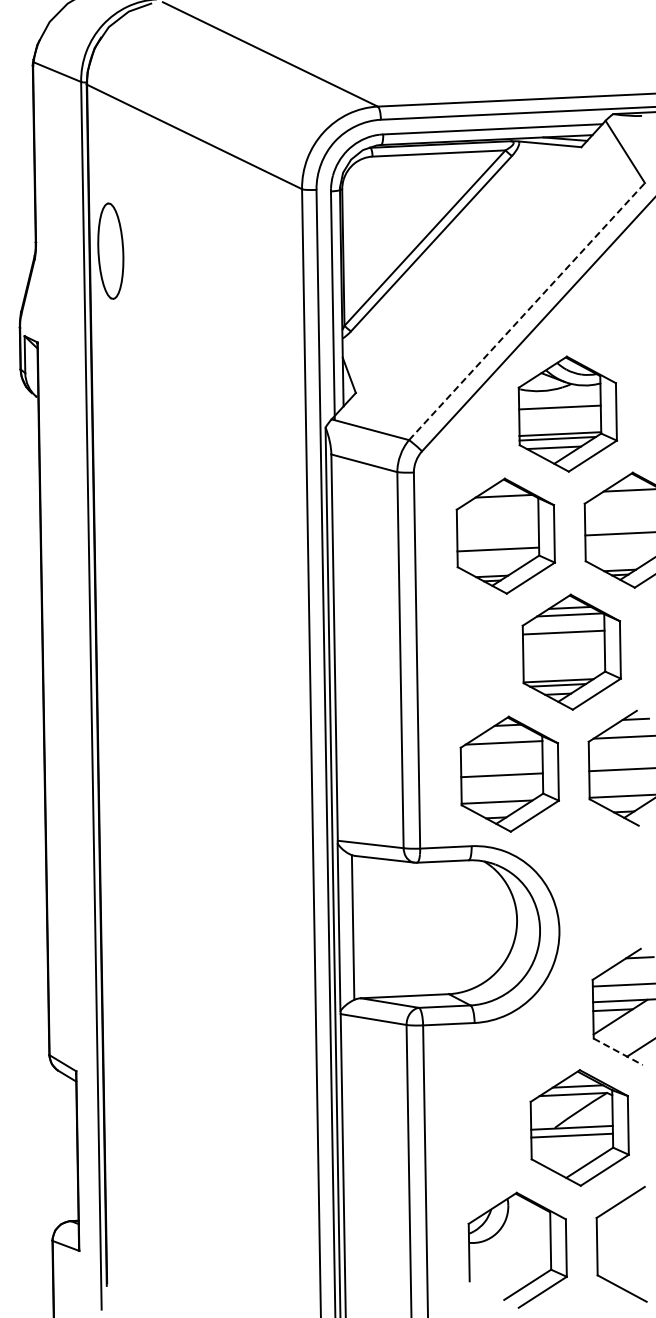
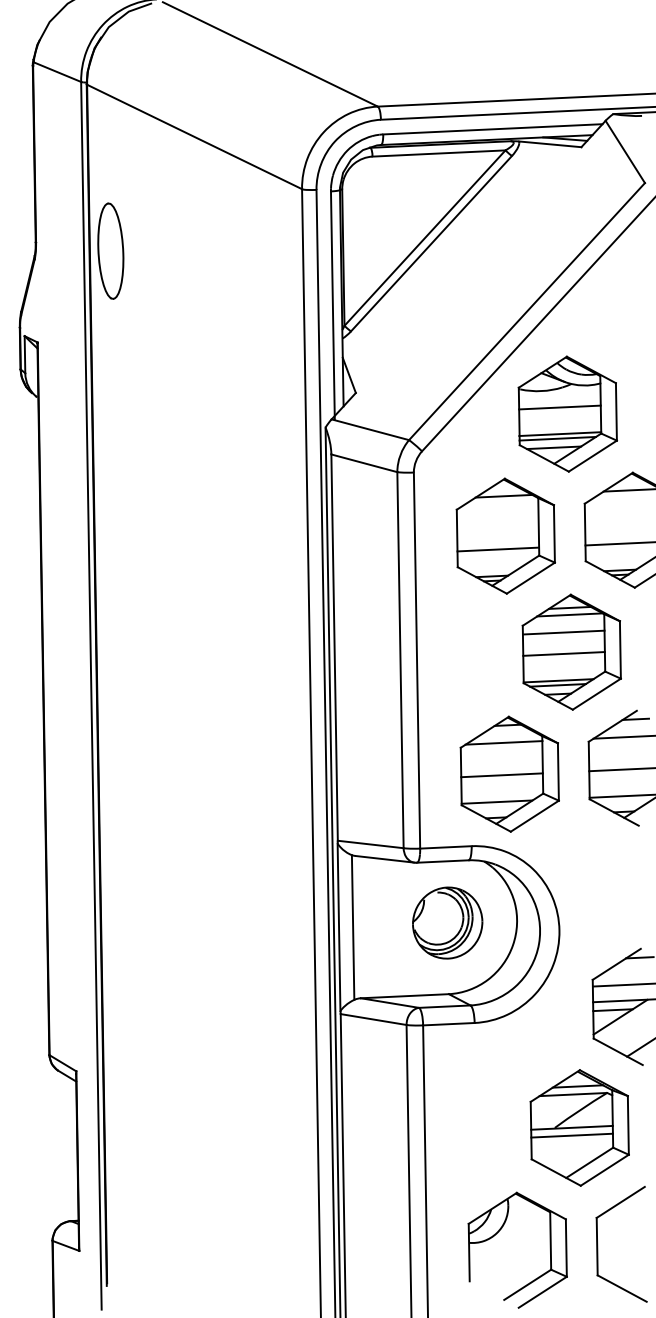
line: dashed -> solid (527, 311)
line position: (618, 533) -> (618, 543) (618, 543)
line: none -> present (563, 653)
part: none -> present (447, 922)
line: dashed -> solid (618, 1051)
